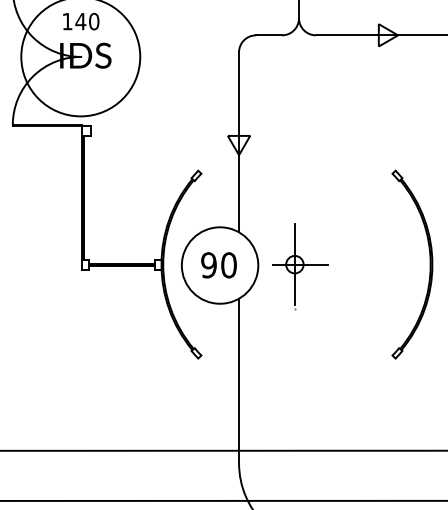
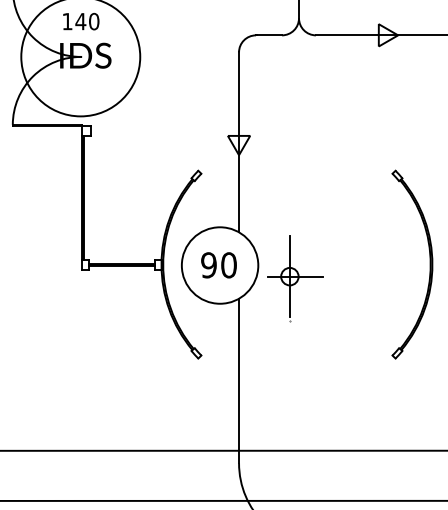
part position: (300, 266) -> (295, 278) (295, 278)
